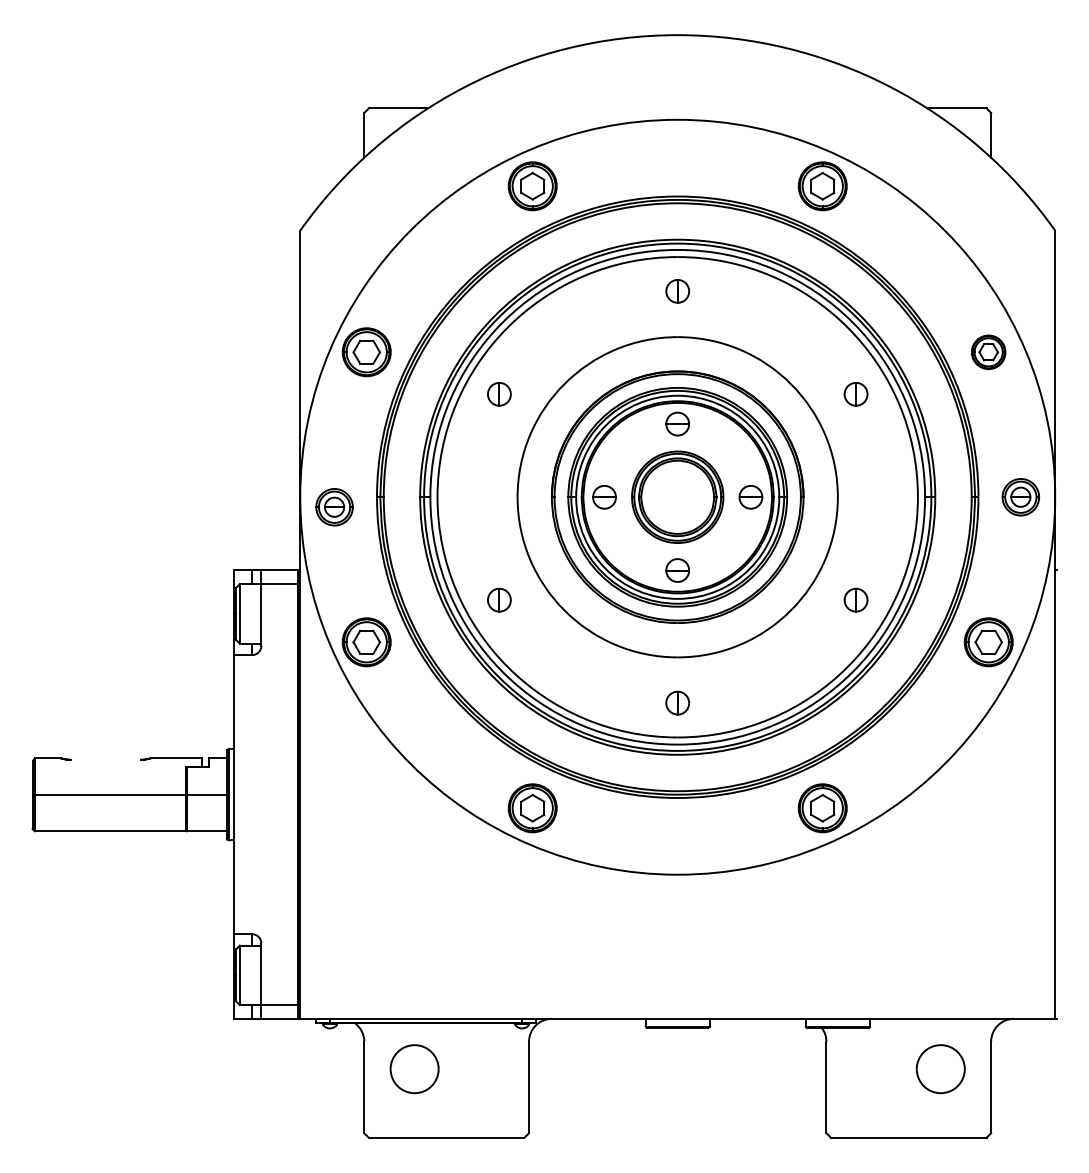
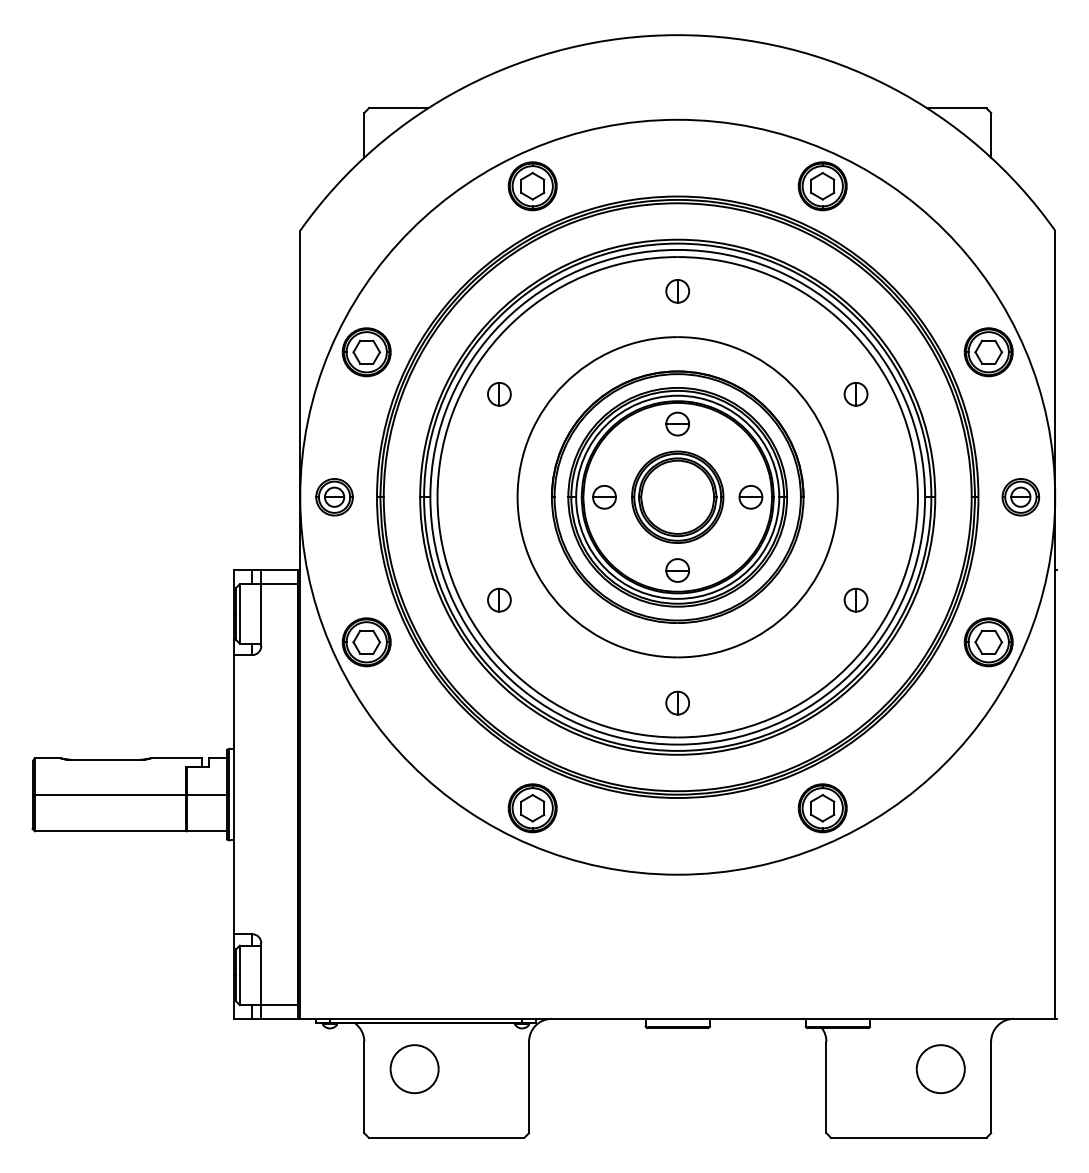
part size: 36x36 px -> 51x51 px (988, 352)
part position: (334, 507) -> (334, 497) (334, 497)
line: none -> present (105, 759)
